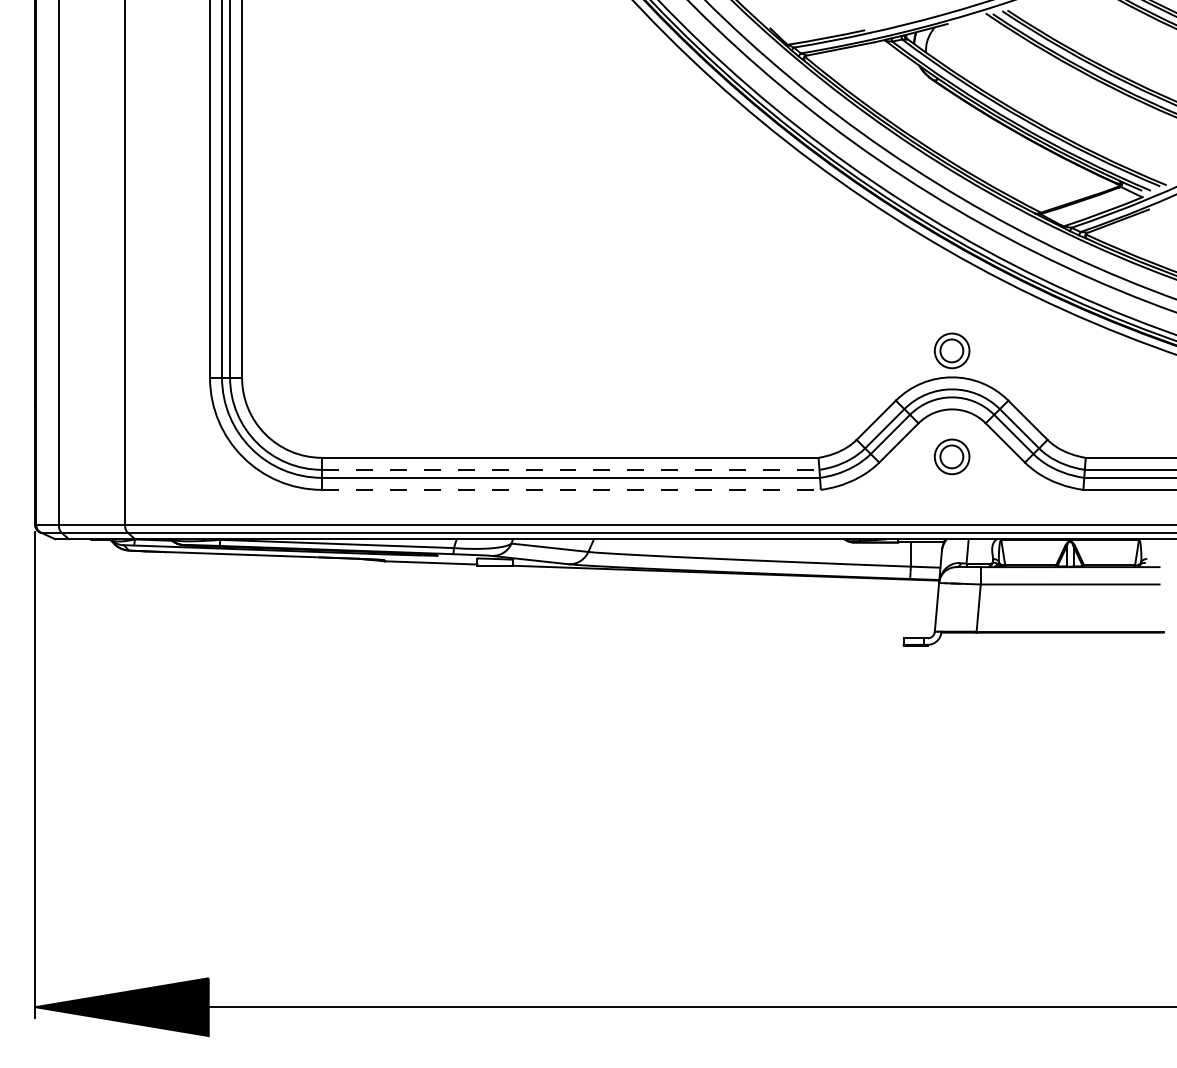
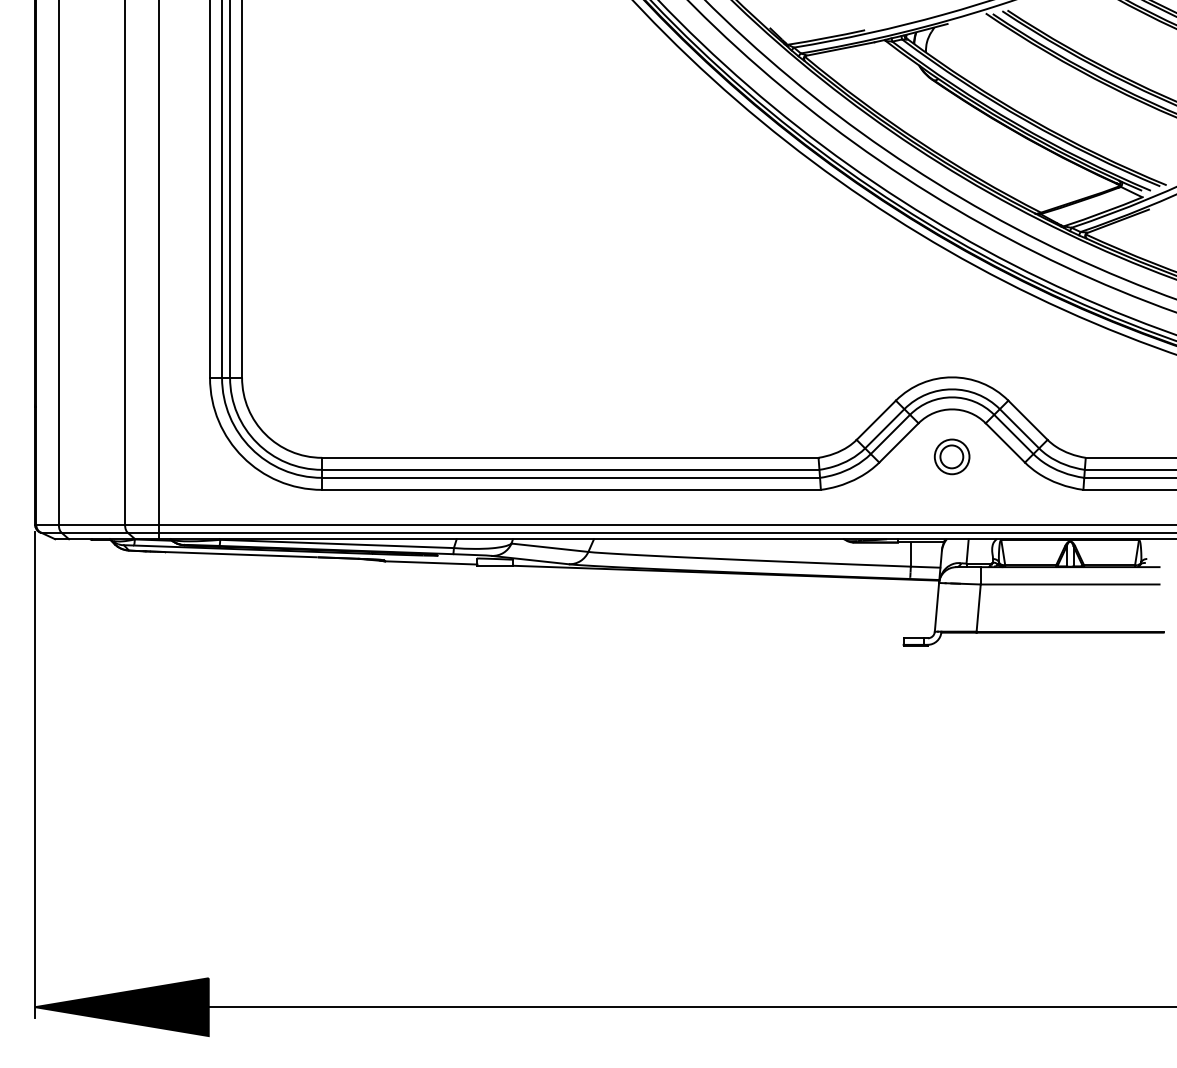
line: none -> present (158, 270)
part: present -> none (951, 350)
line: dashed -> solid (570, 469)
line: dashed -> solid (572, 489)
